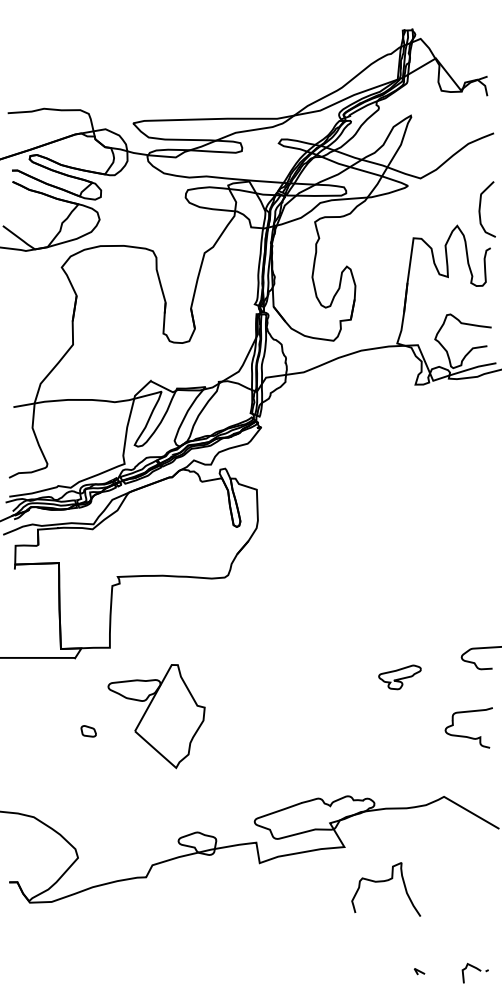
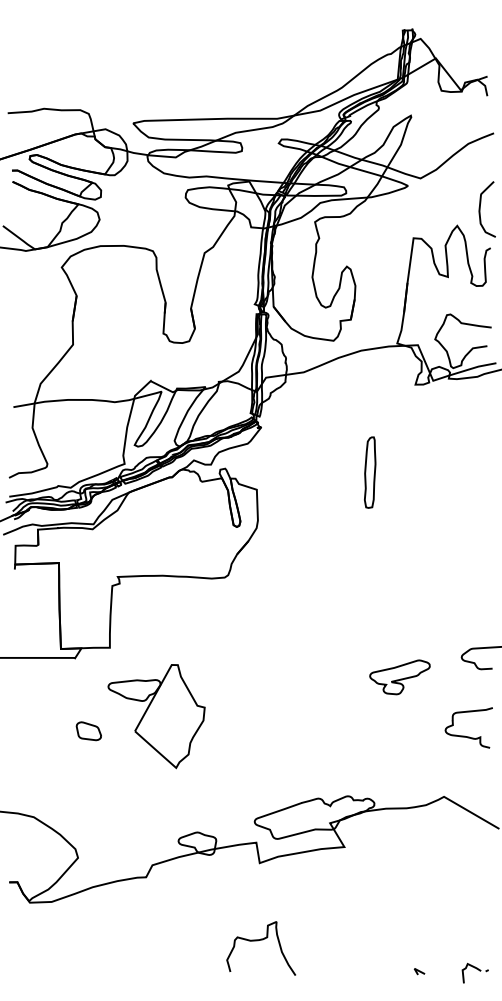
part: none -> present (370, 472)
part size: 44x27 px -> 62x37 px (399, 677)
part size: 17x13 px -> 27x21 px (88, 731)
curve position: (383, 882) -> (258, 941) (258, 941)
